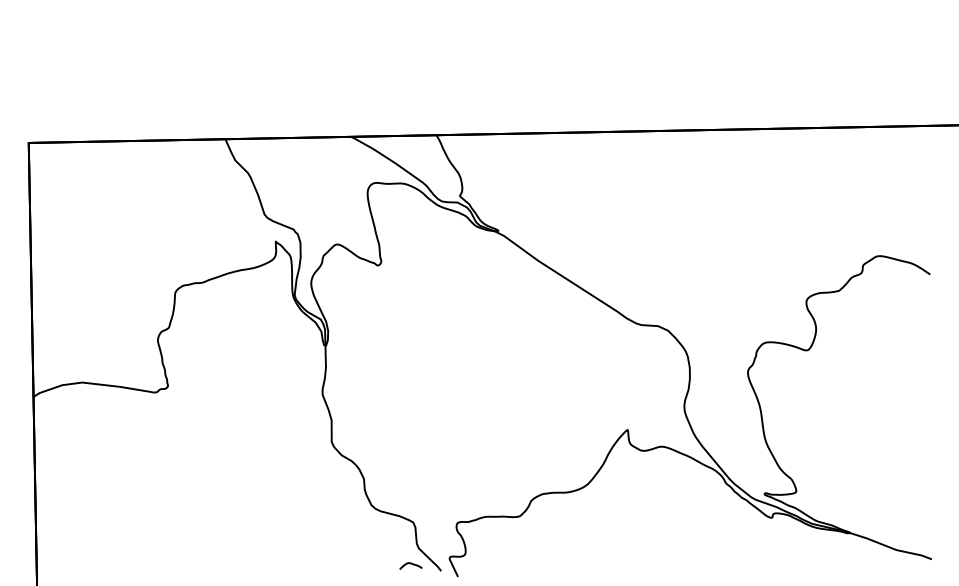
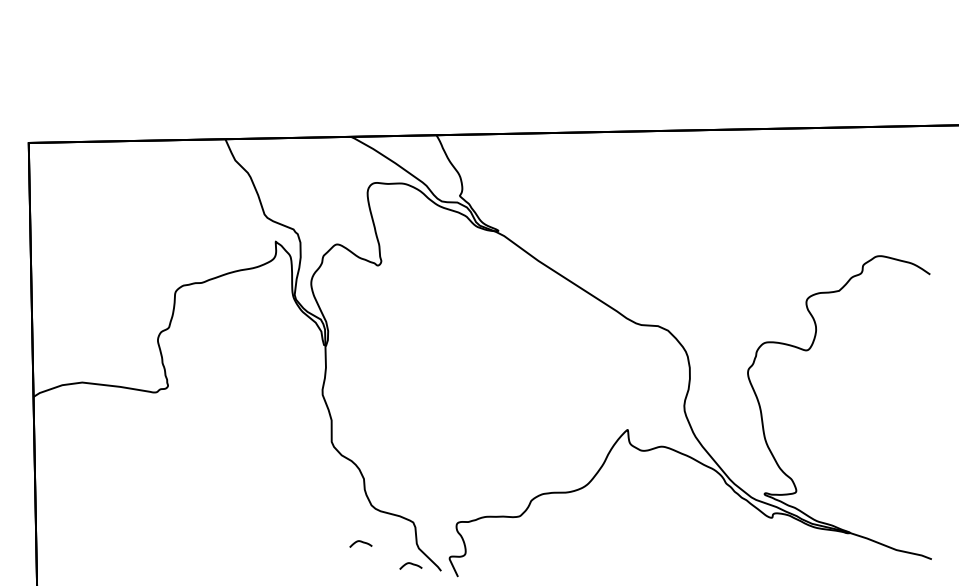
curve: none -> present (360, 542)
